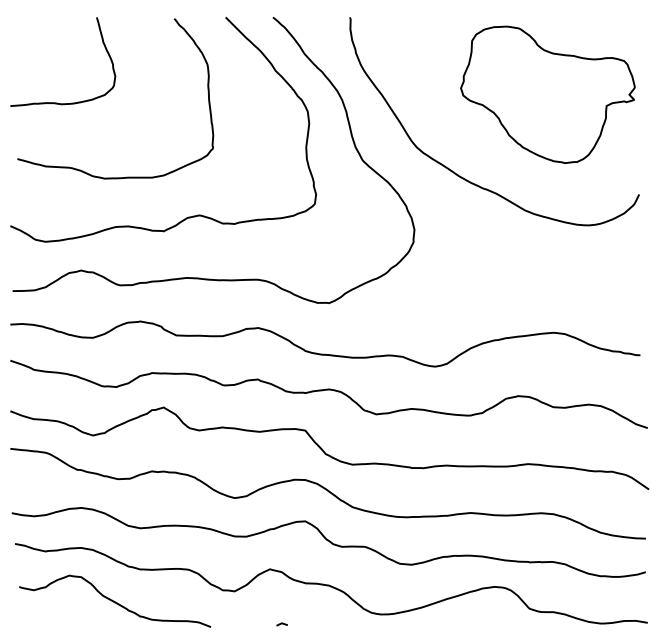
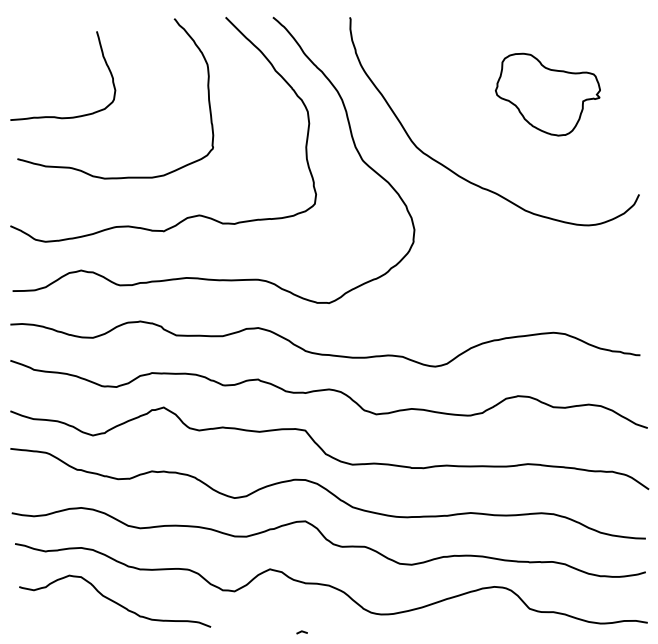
part size: 176x139 px -> 106x85 px (547, 94)
curve position: (57, 102) -> (57, 116) (57, 116)
line position: (281, 624) -> (301, 632) (301, 632)
